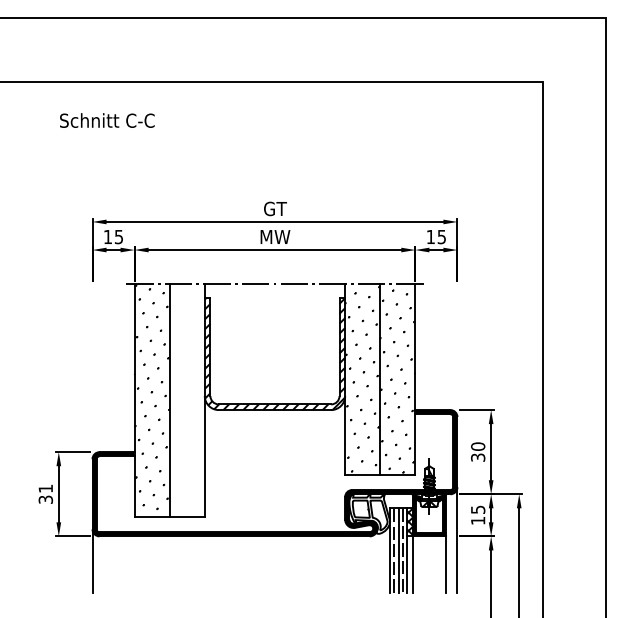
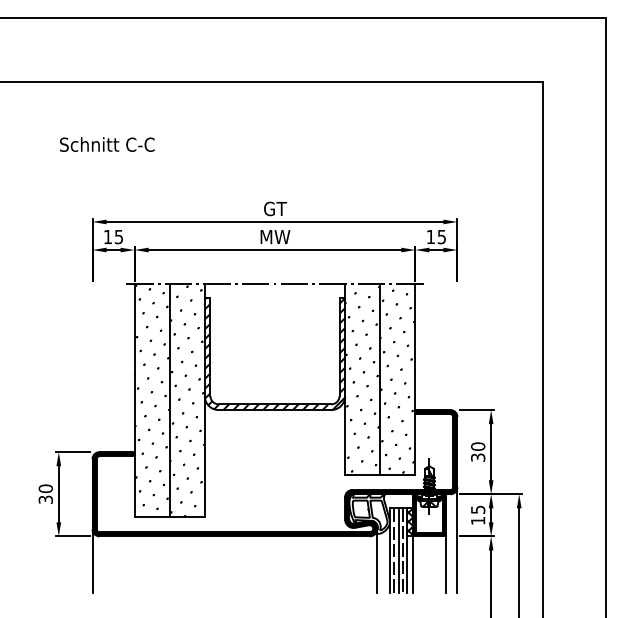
text position: (107, 120) -> (107, 144) (107, 144)
hatch: none -> present (186, 399)
text: 31 -> 30 (45, 488)
line: none -> present (377, 560)
